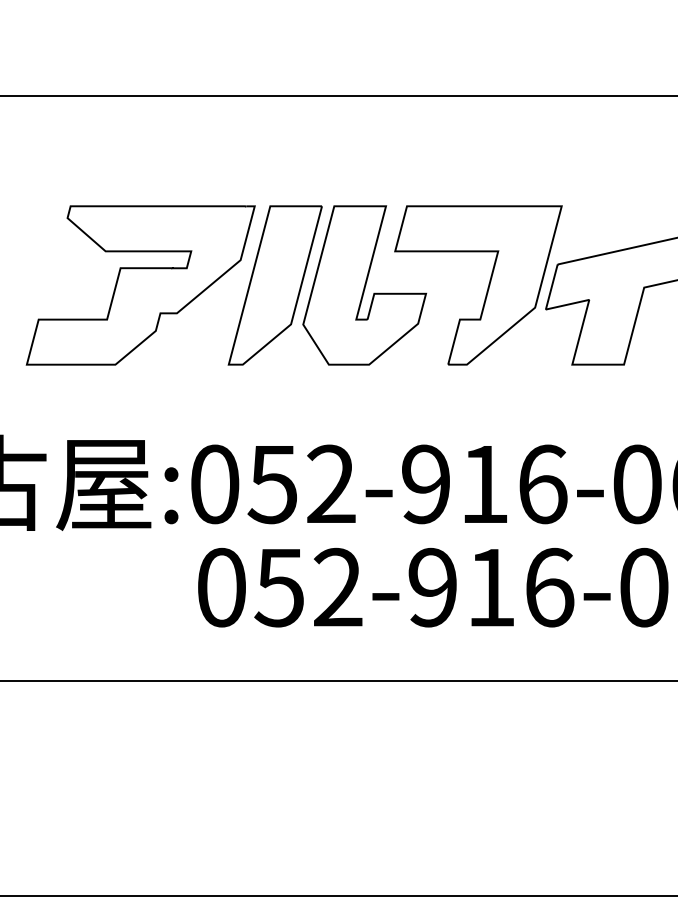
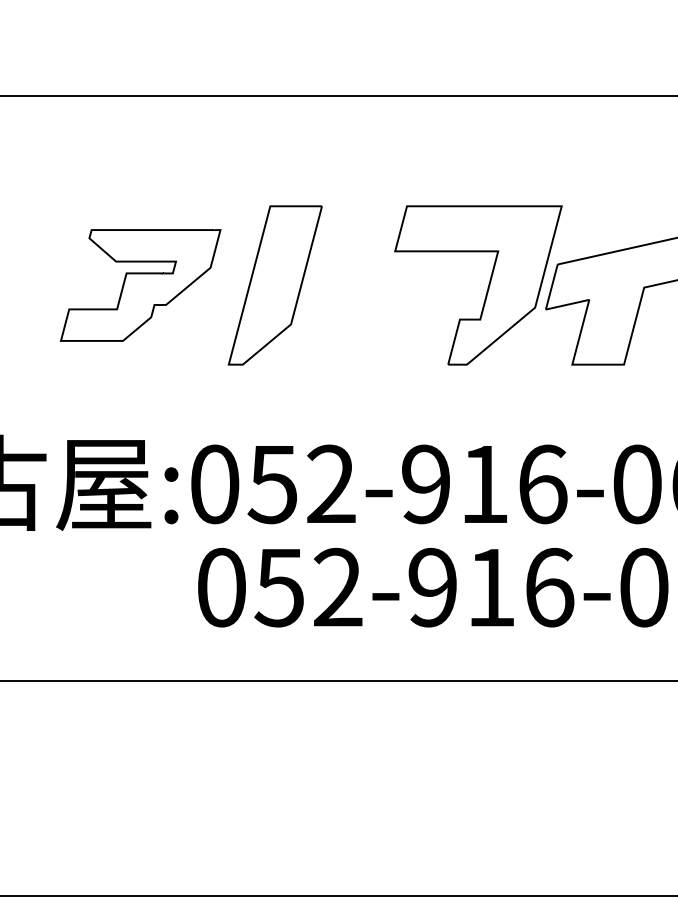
part size: 231x161 px -> 163x113 px (140, 285)
part: present -> none (364, 285)
